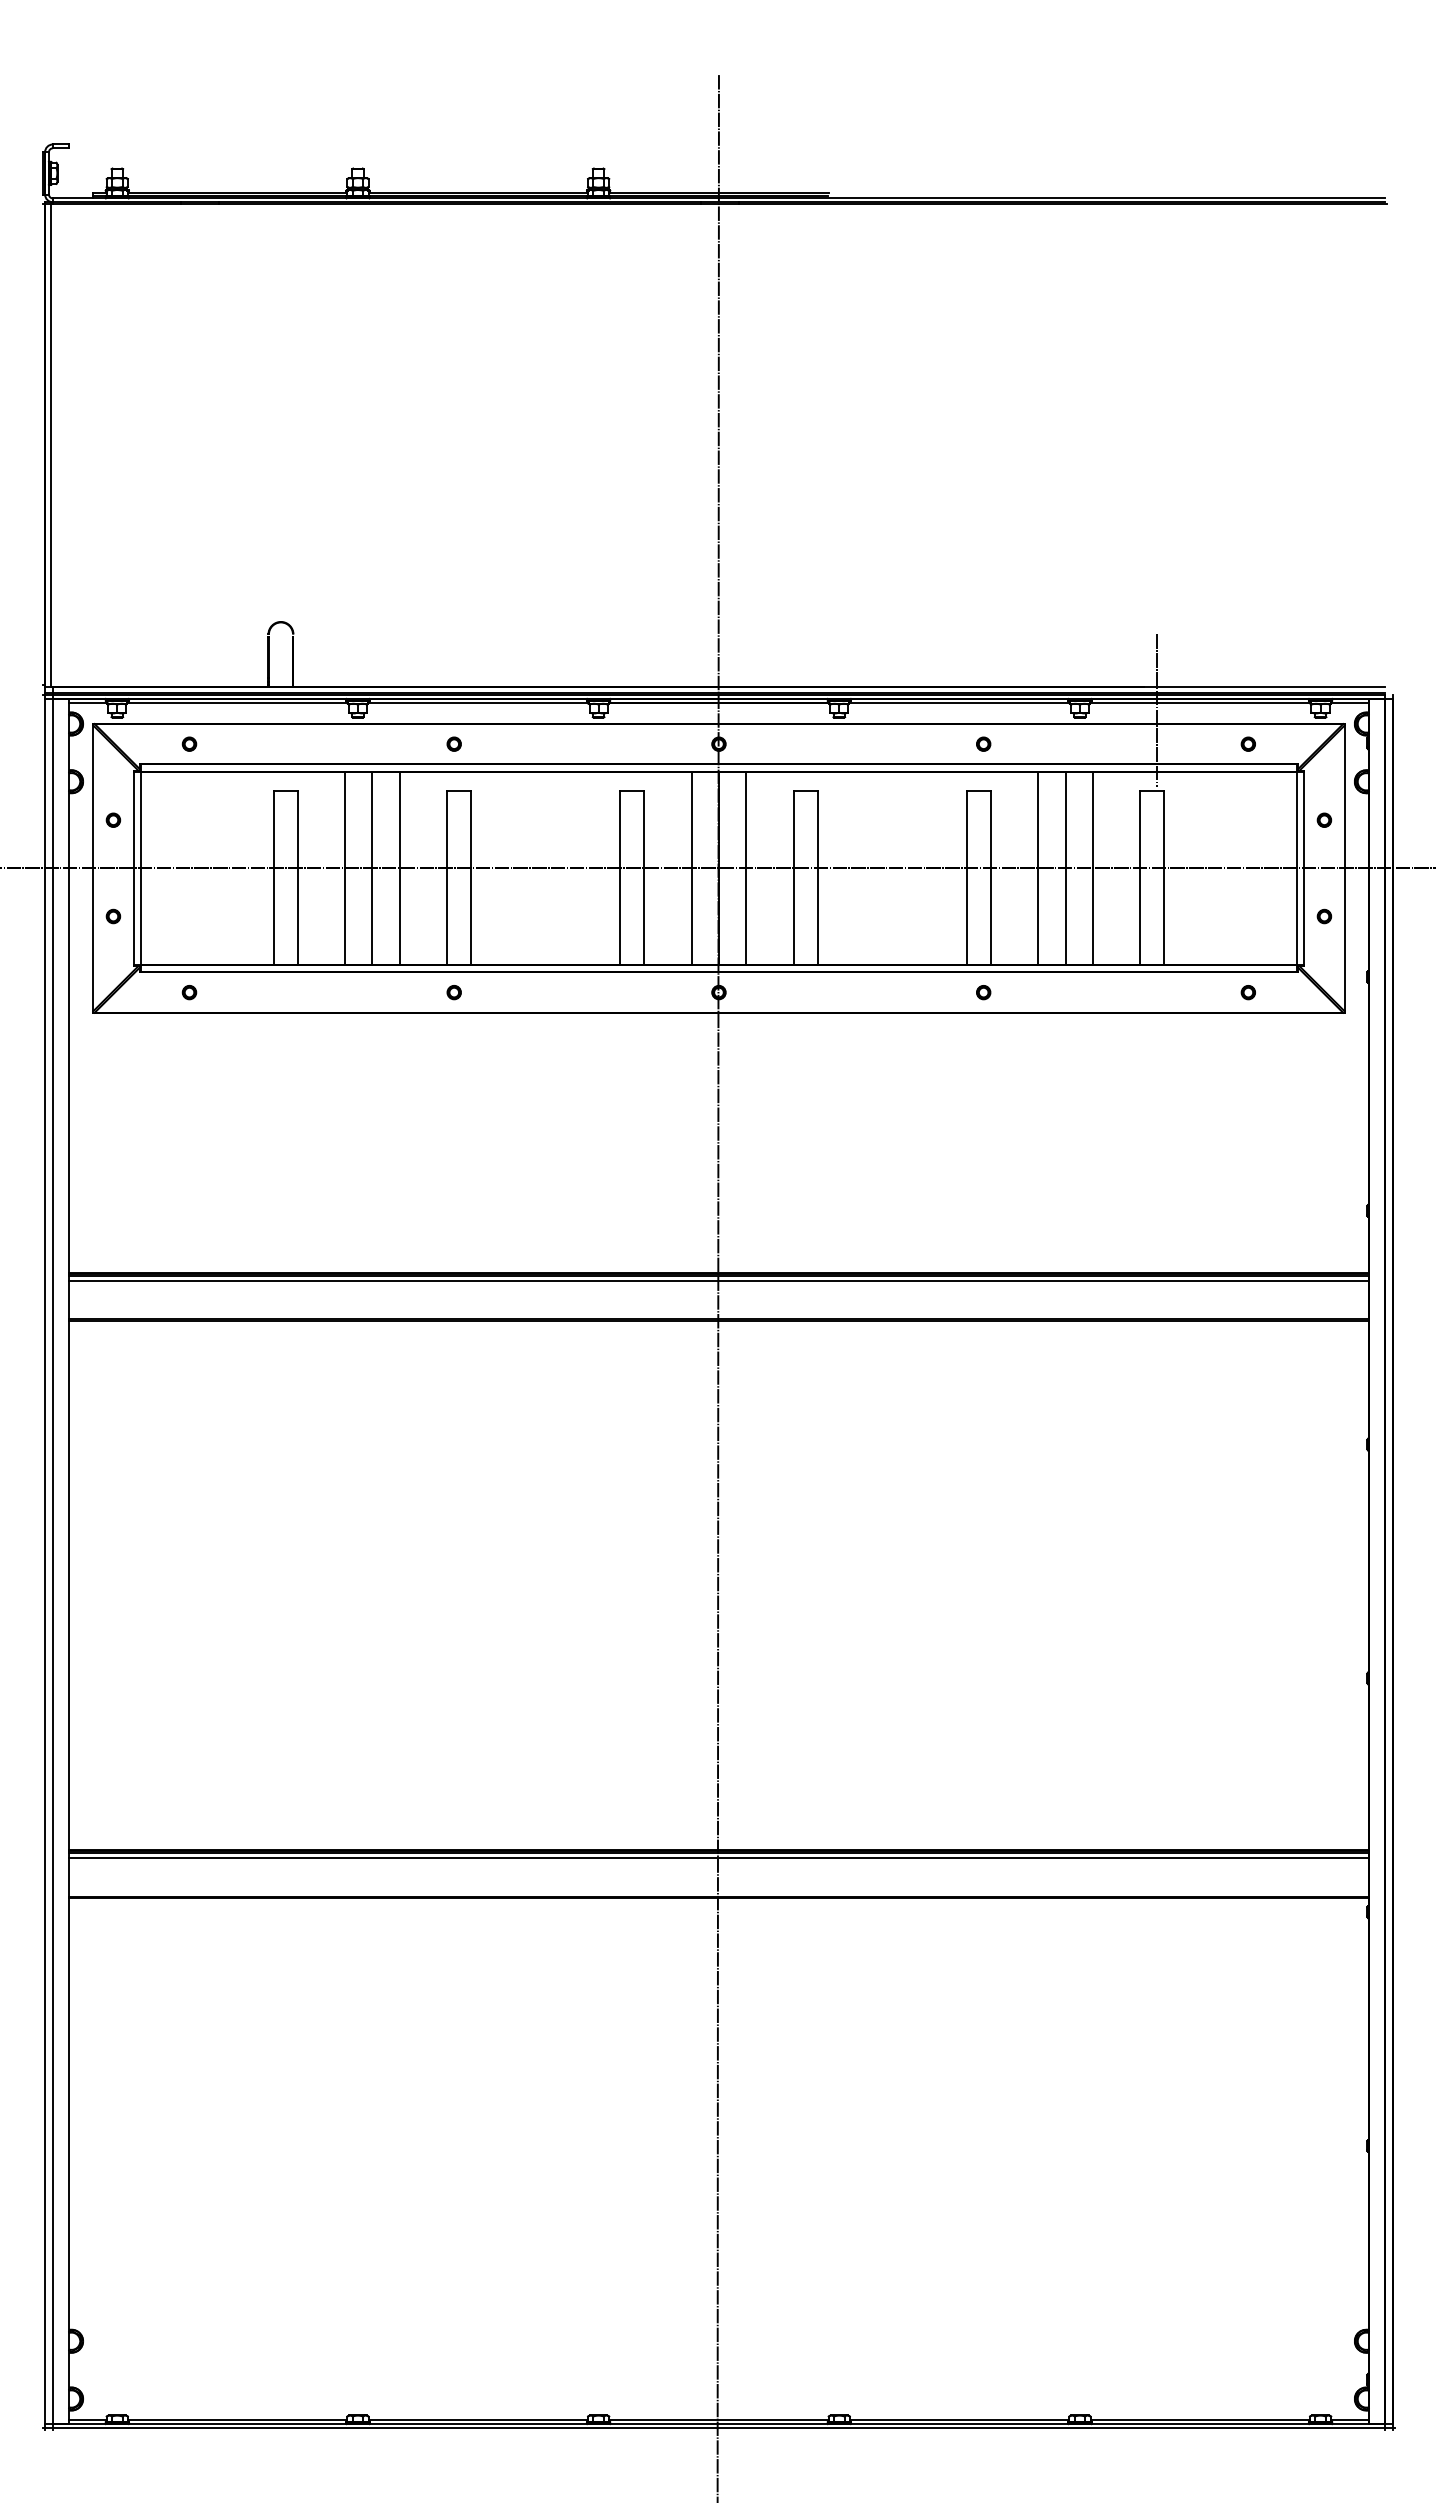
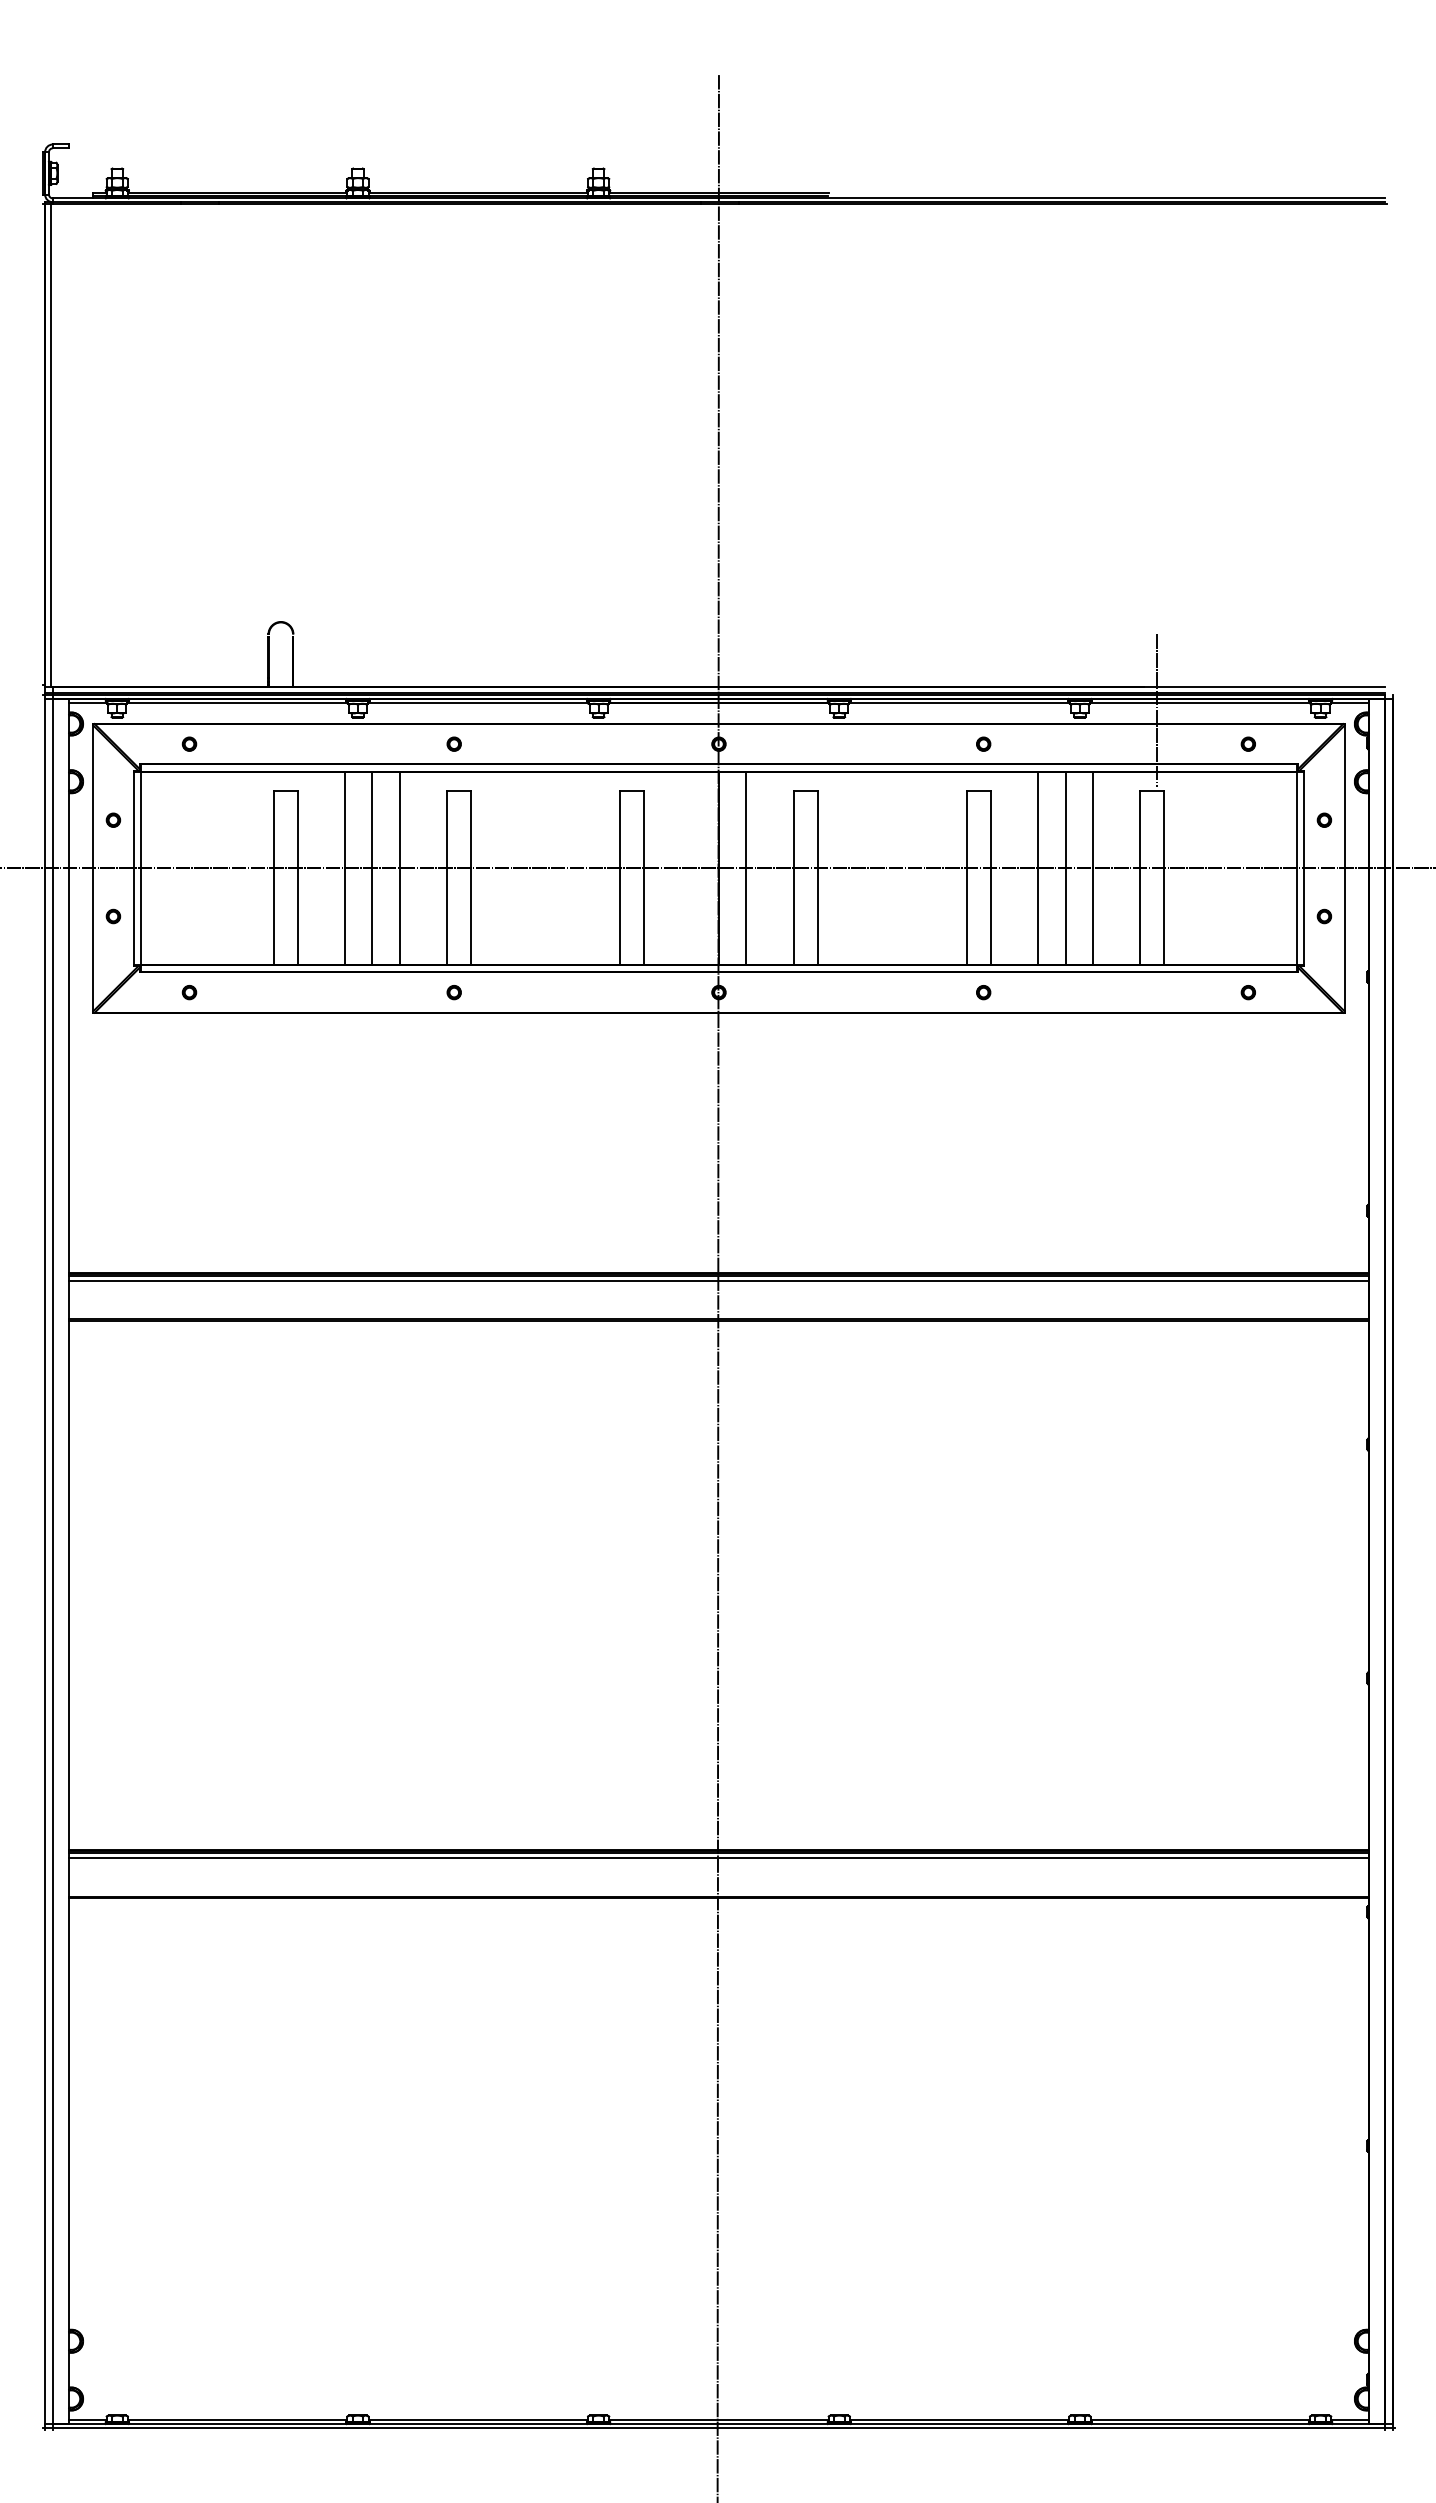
line: present -> none (691, 868)
